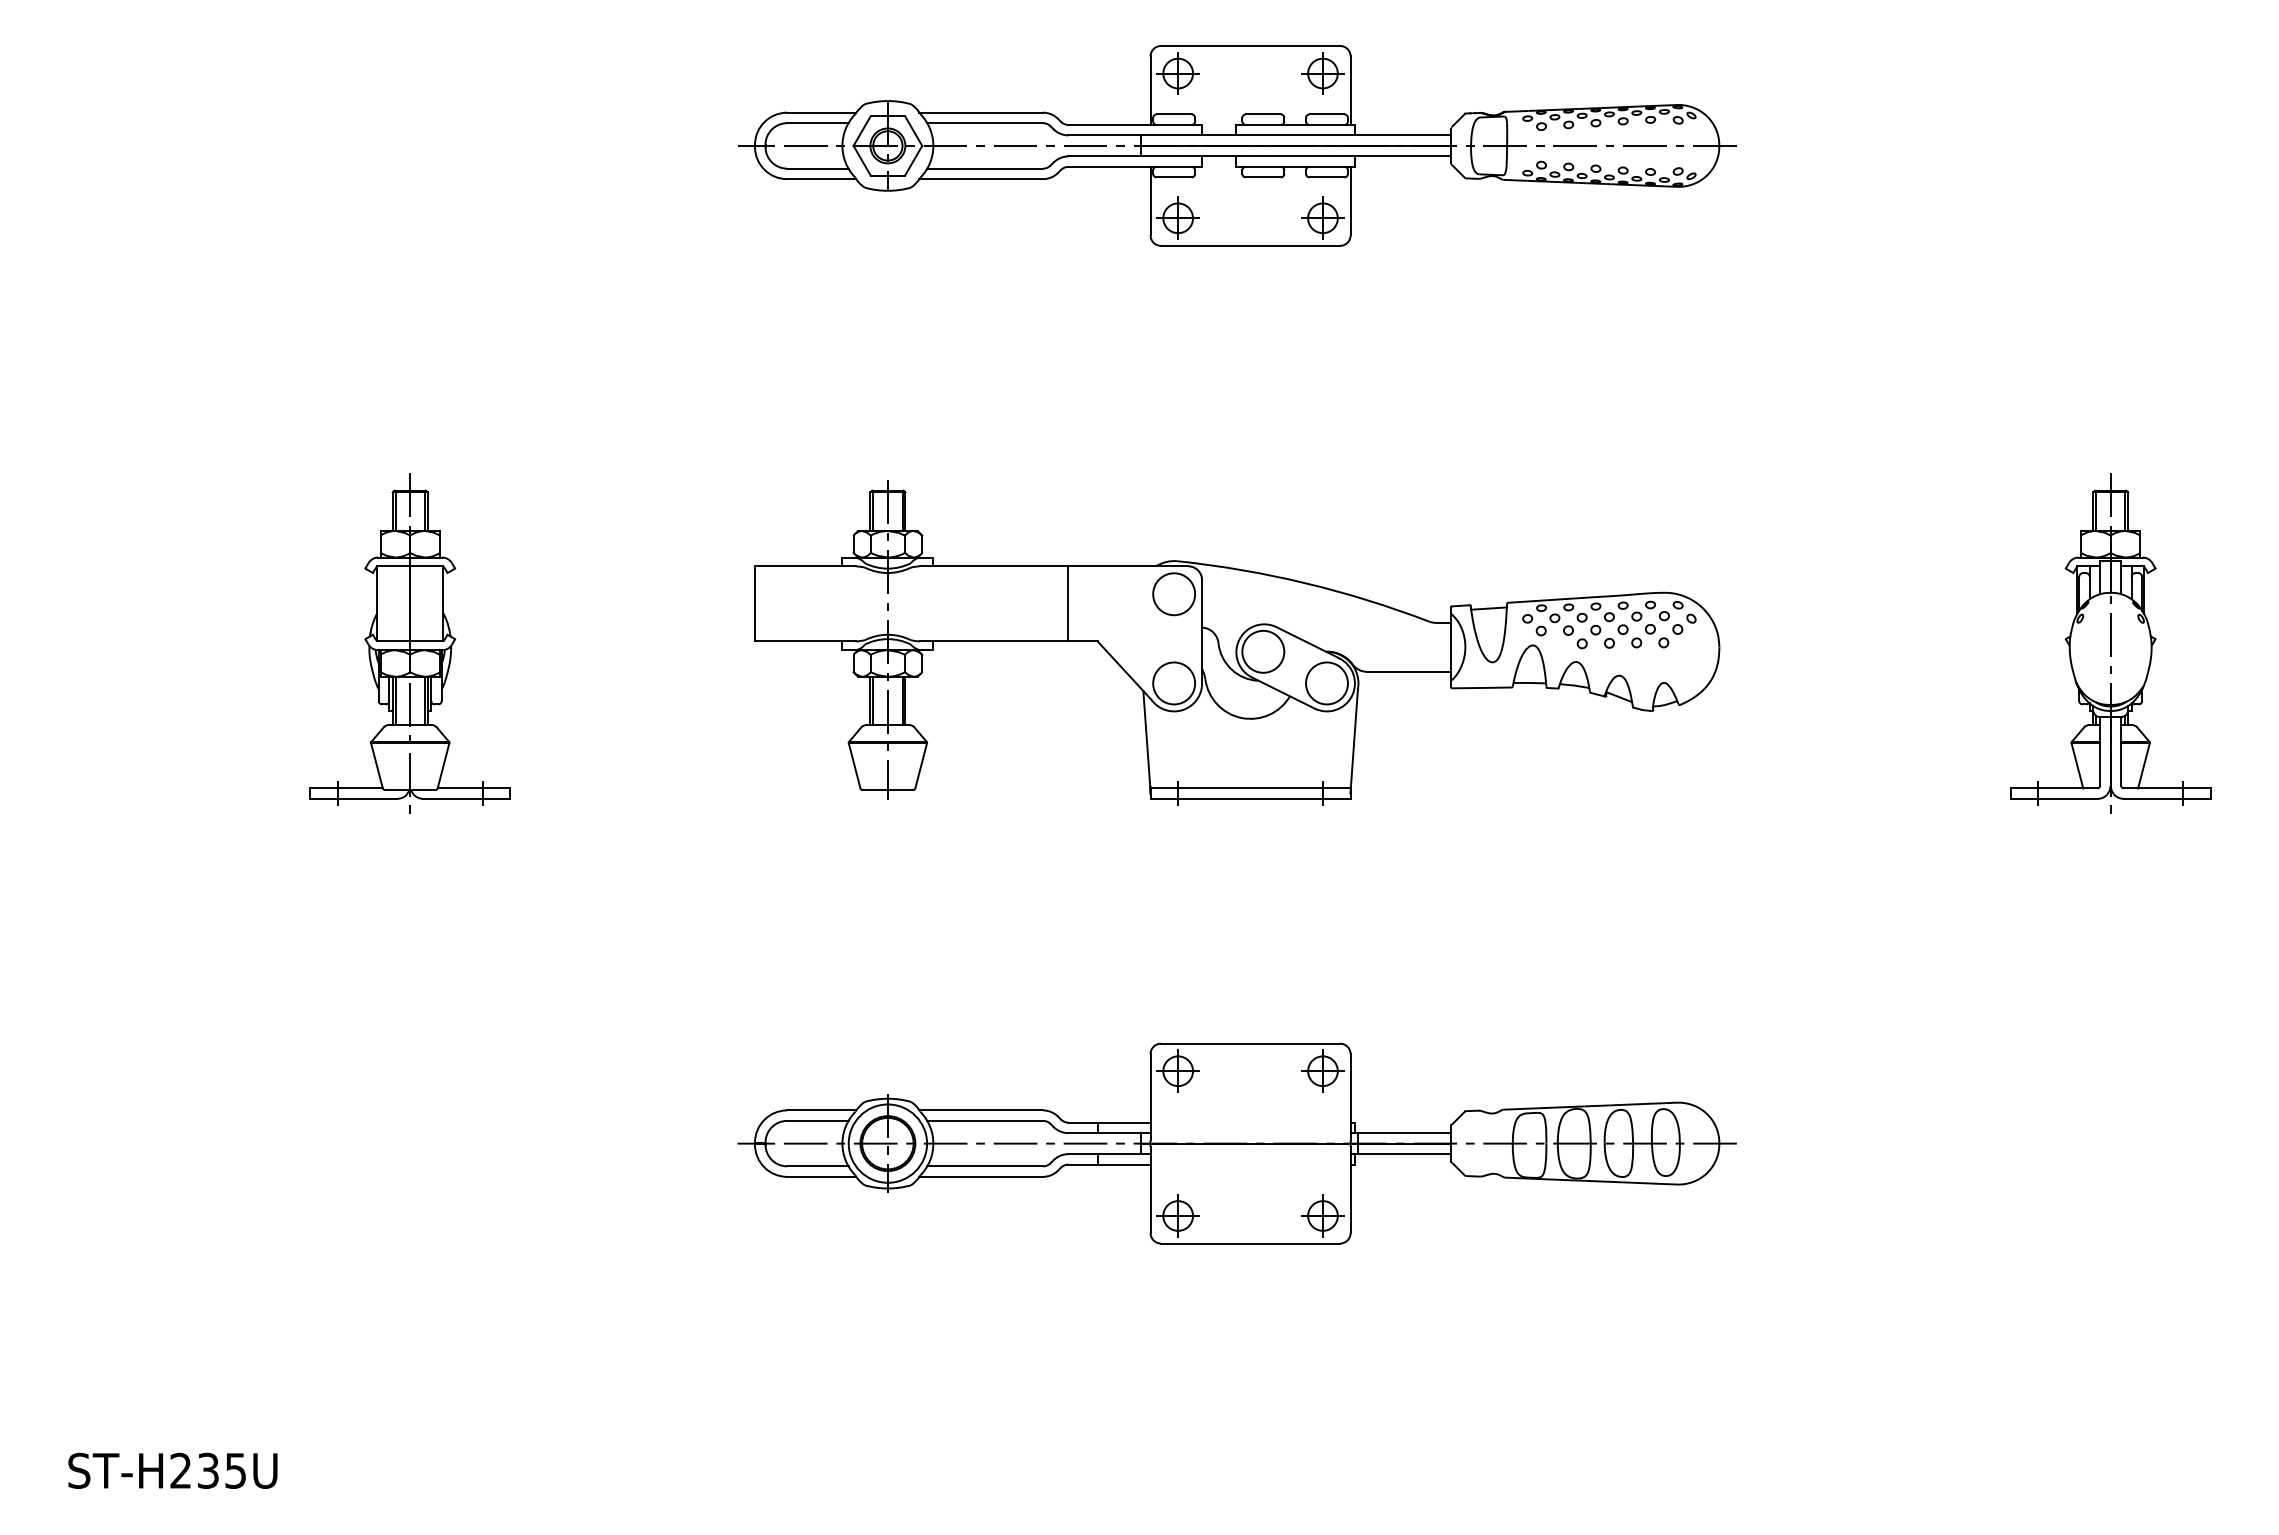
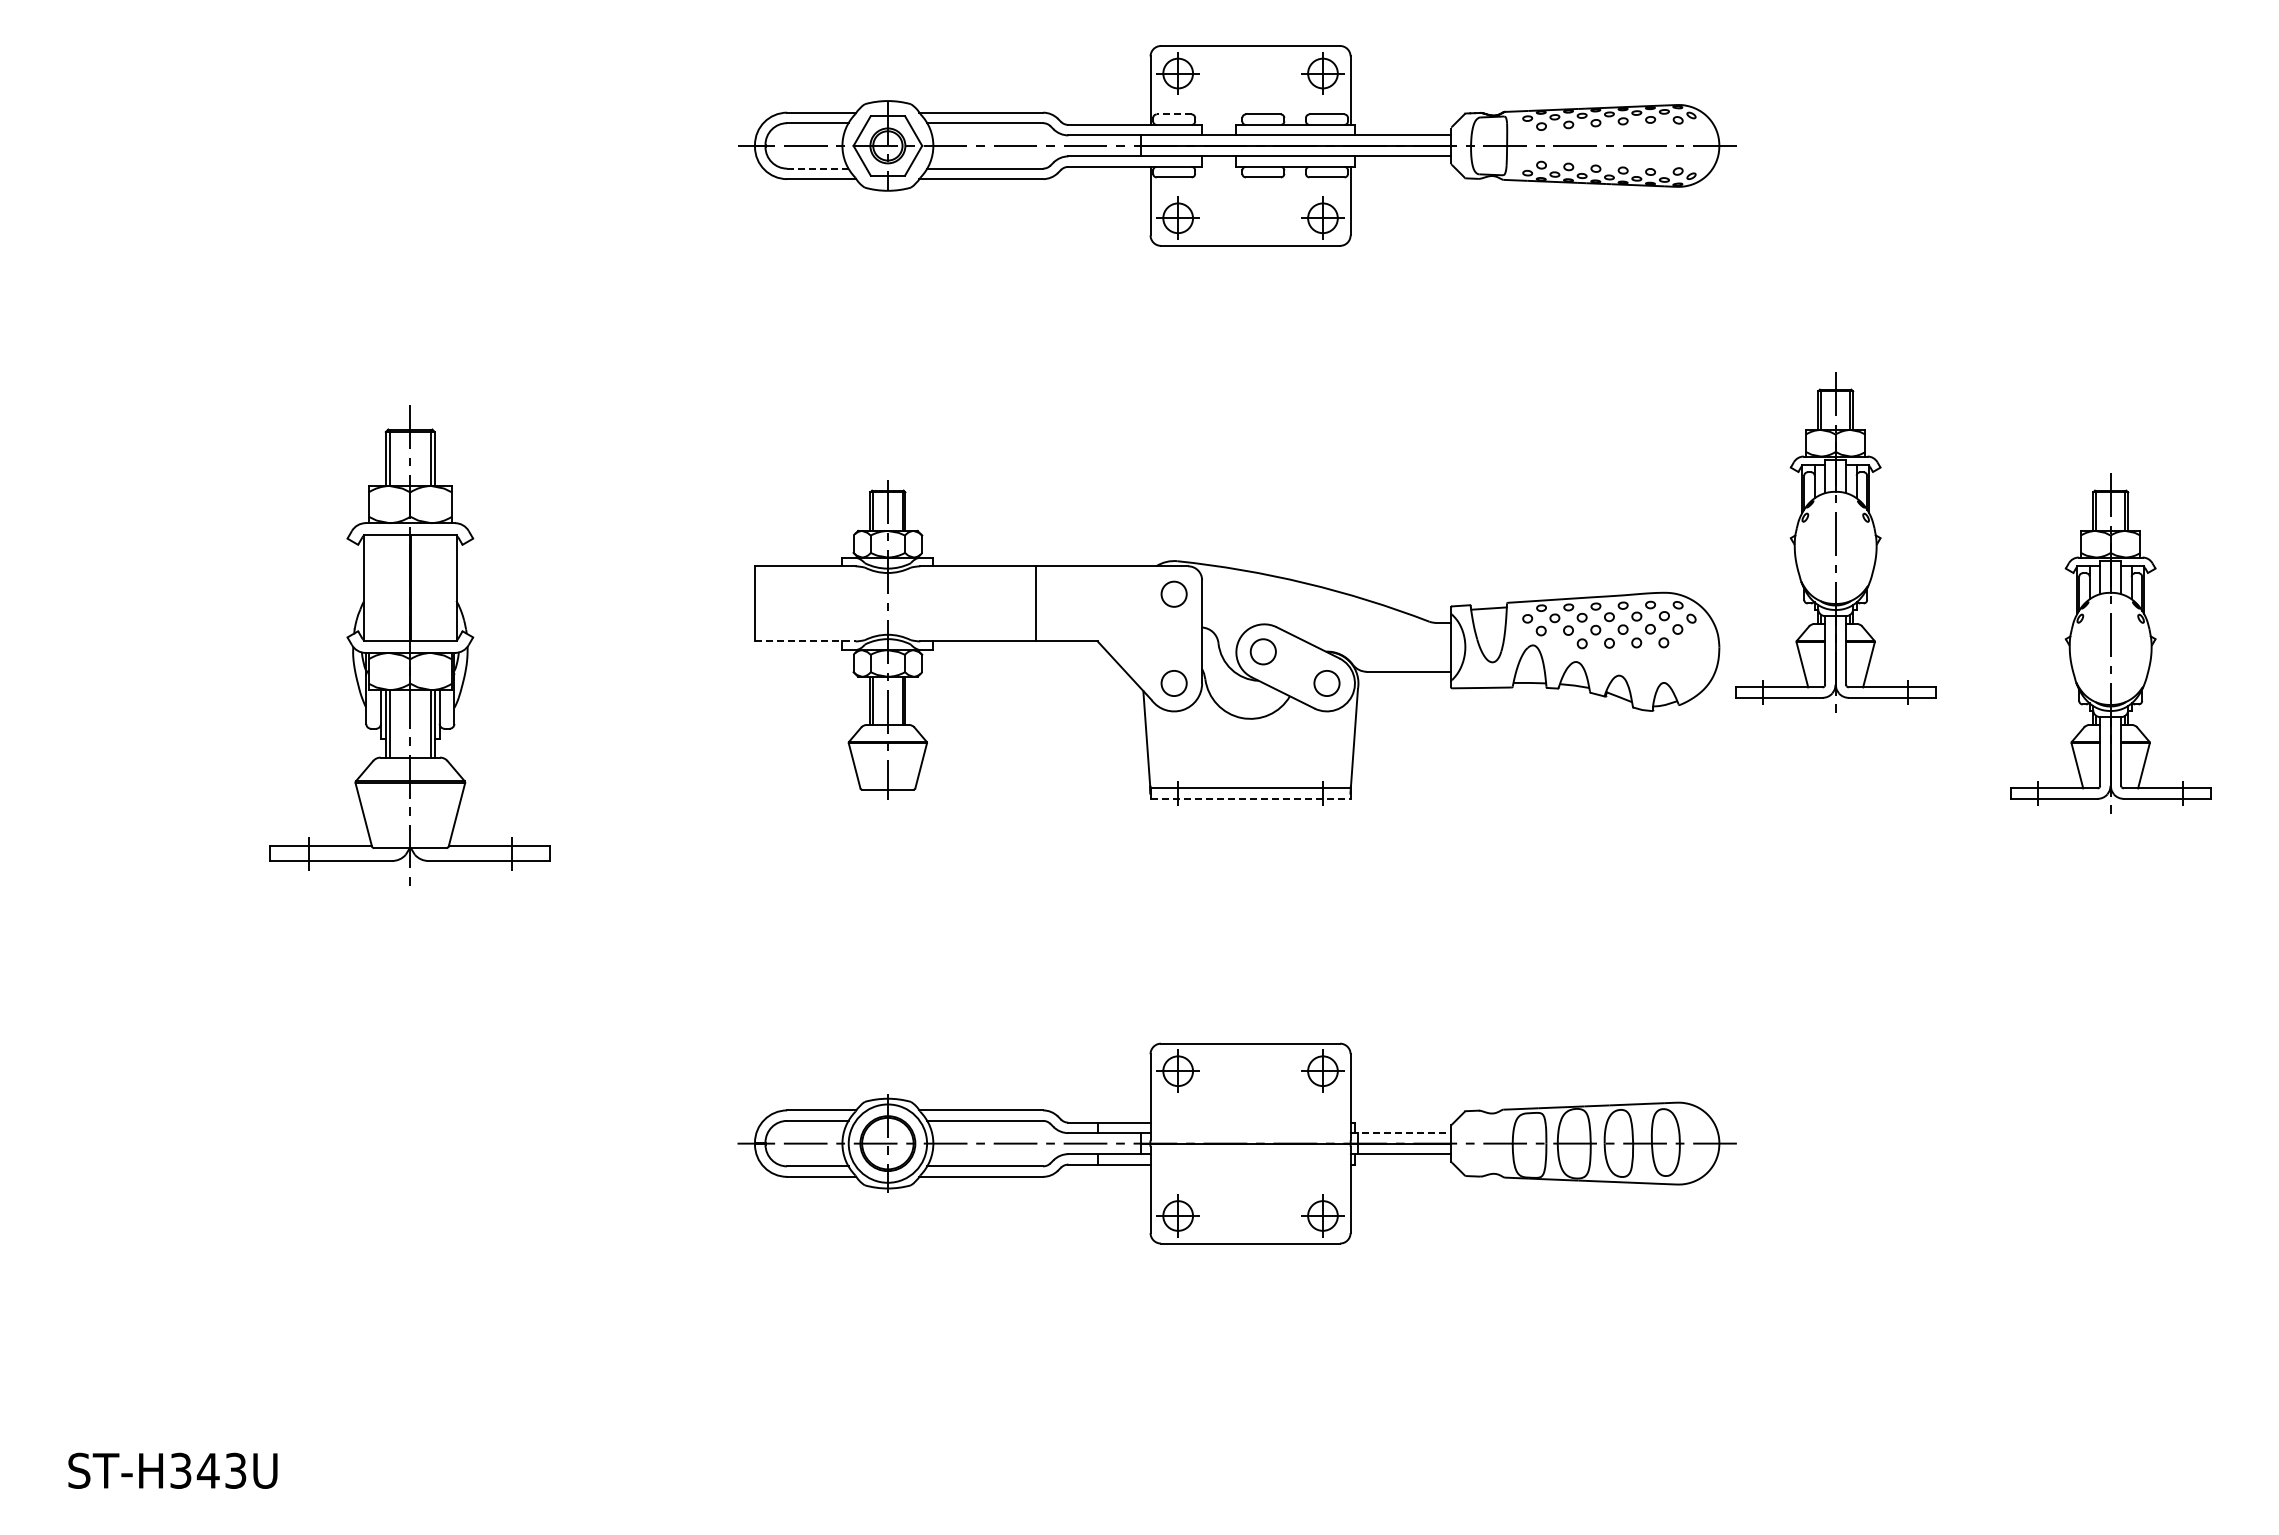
line: solid -> dashed (1173, 114)
line: solid -> dashed (817, 168)
part: none -> present (1835, 542)
circle diameter: 42 px -> 25 px (1173, 593)
line position: (1068, 603) -> (1036, 603) (1036, 603)
line: solid -> dashed (805, 641)
part size: 202x341 px -> 282x481 px (409, 645)
circle diameter: 42 px -> 25 px (1262, 651)
circle diameter: 42 px -> 25 px (1173, 683)
circle diameter: 42 px -> 25 px (1326, 683)
line: solid -> dashed (1251, 798)
line: solid -> dashed (1401, 1133)
text: ST-H235U -> ST-H343U (208, 1470)
